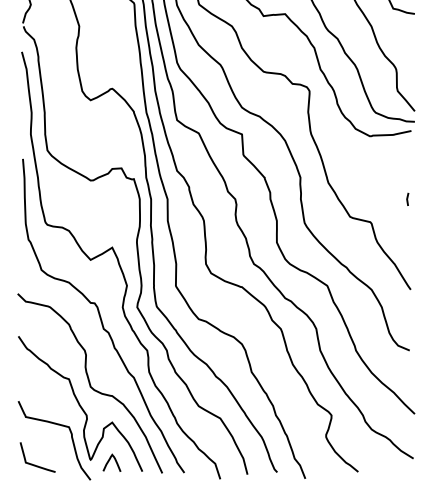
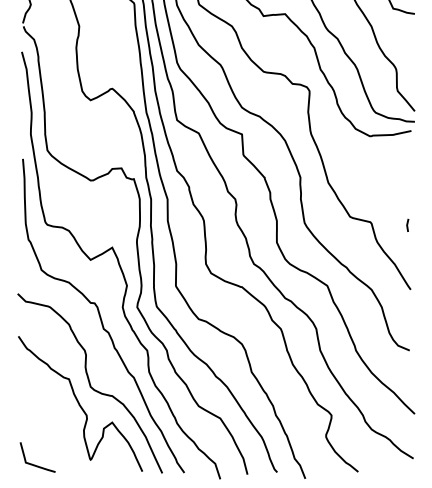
line position: (407, 198) -> (407, 224) (407, 224)
curve: present -> none (57, 425)
curve: present -> none (109, 461)
